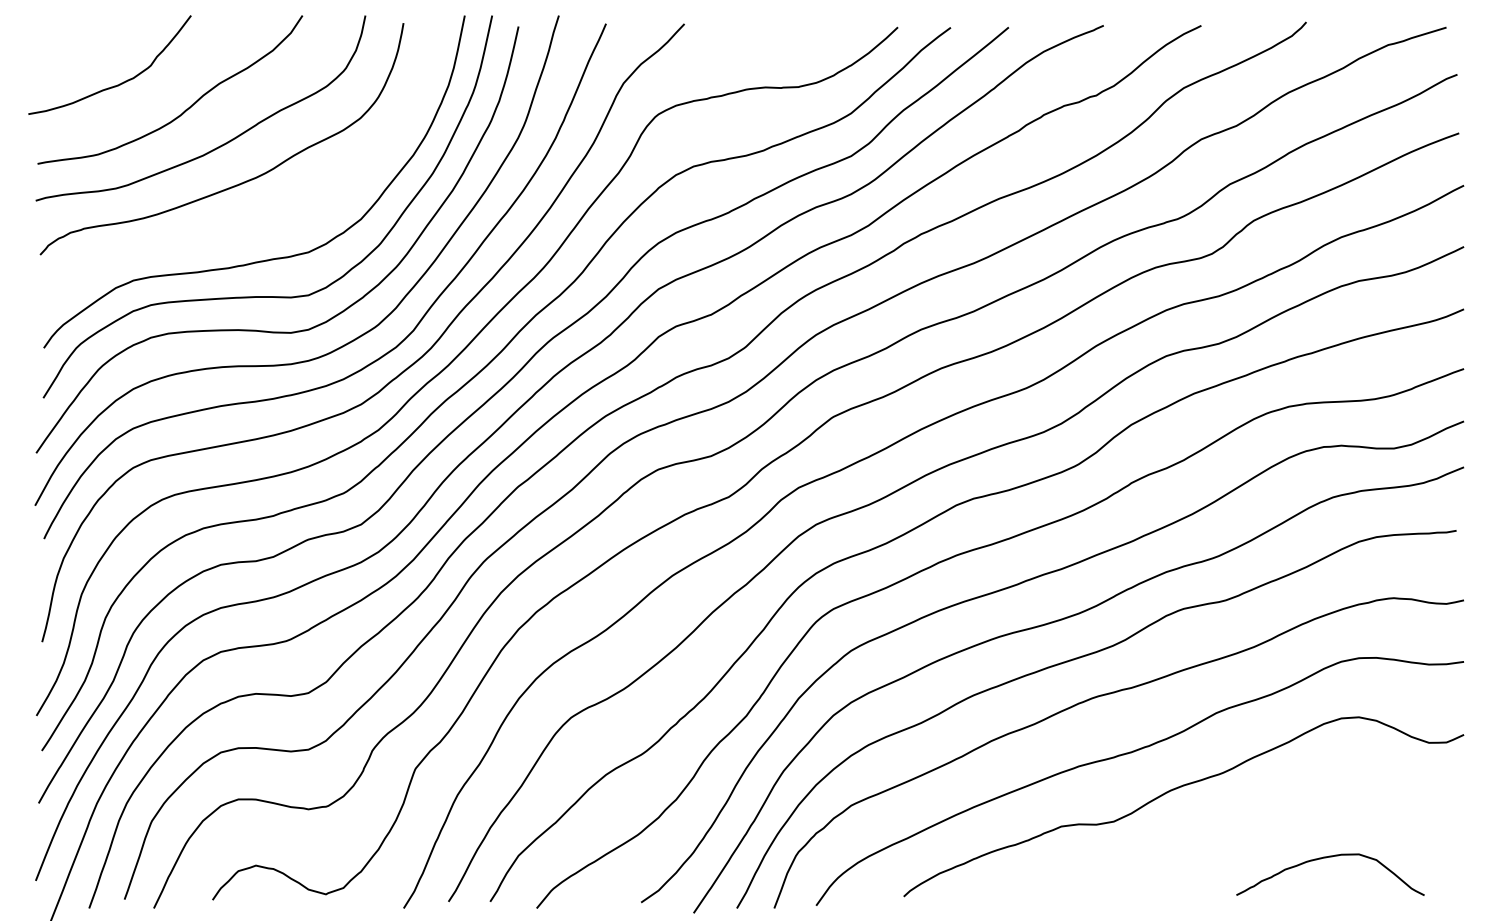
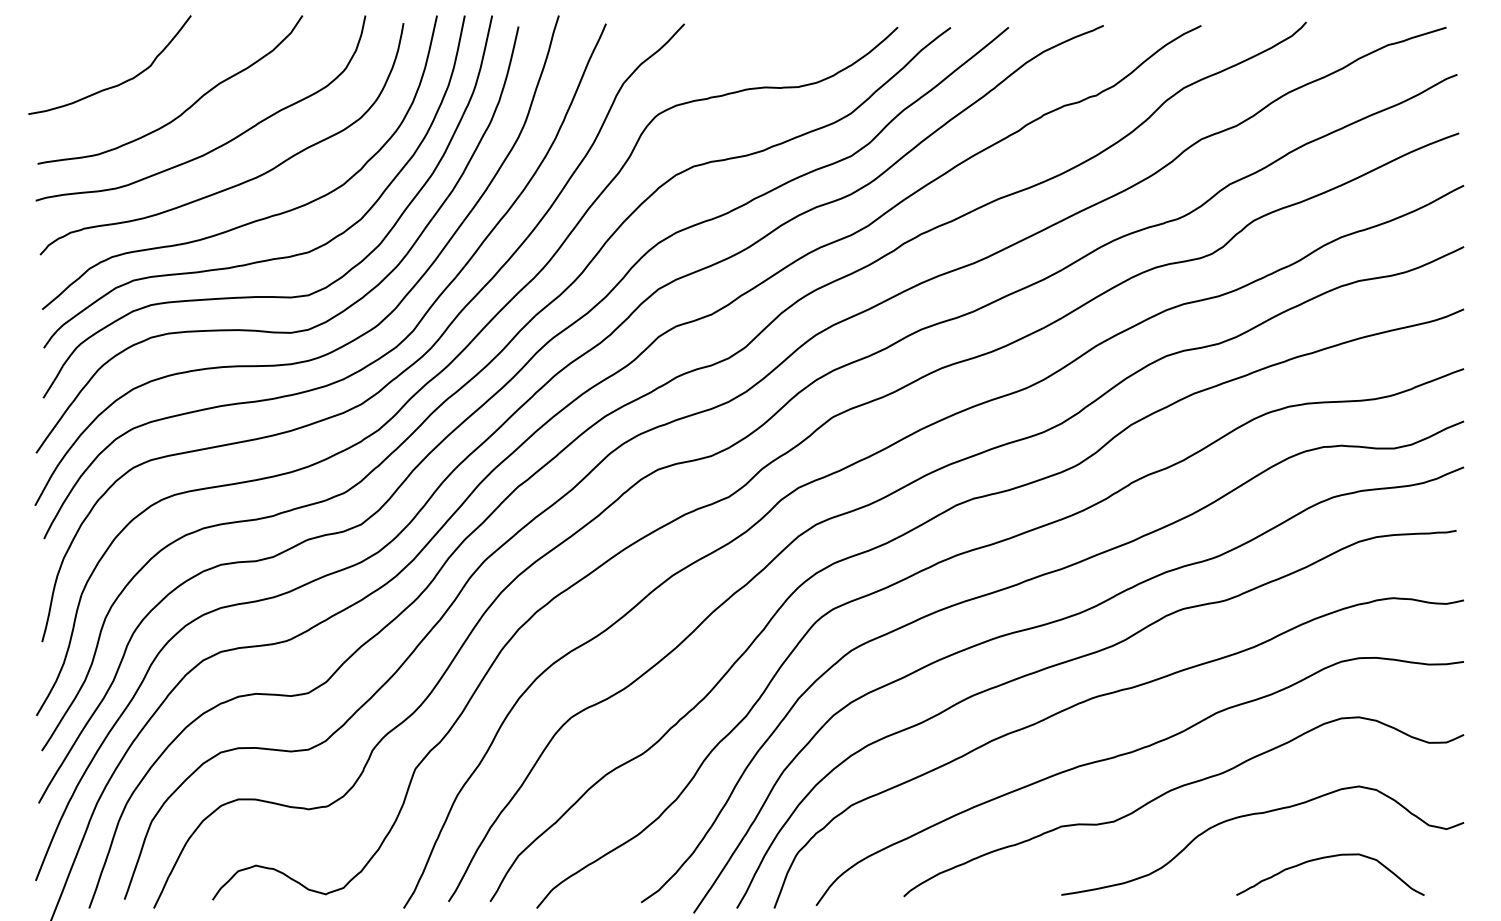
curve: none -> present (257, 219)
curve: none -> present (1260, 814)
